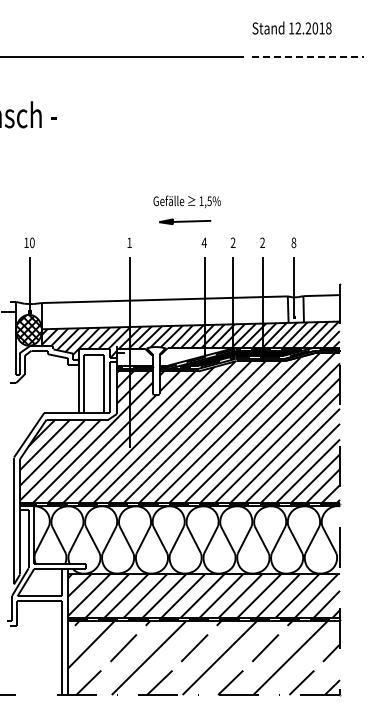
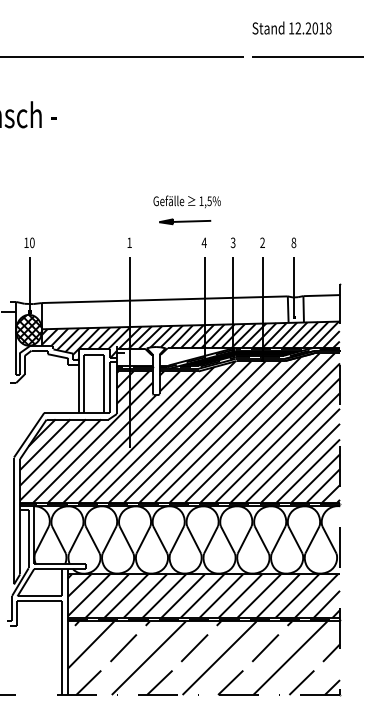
line: dashed -> solid (307, 56)
text: 2 -> 3 (232, 243)
